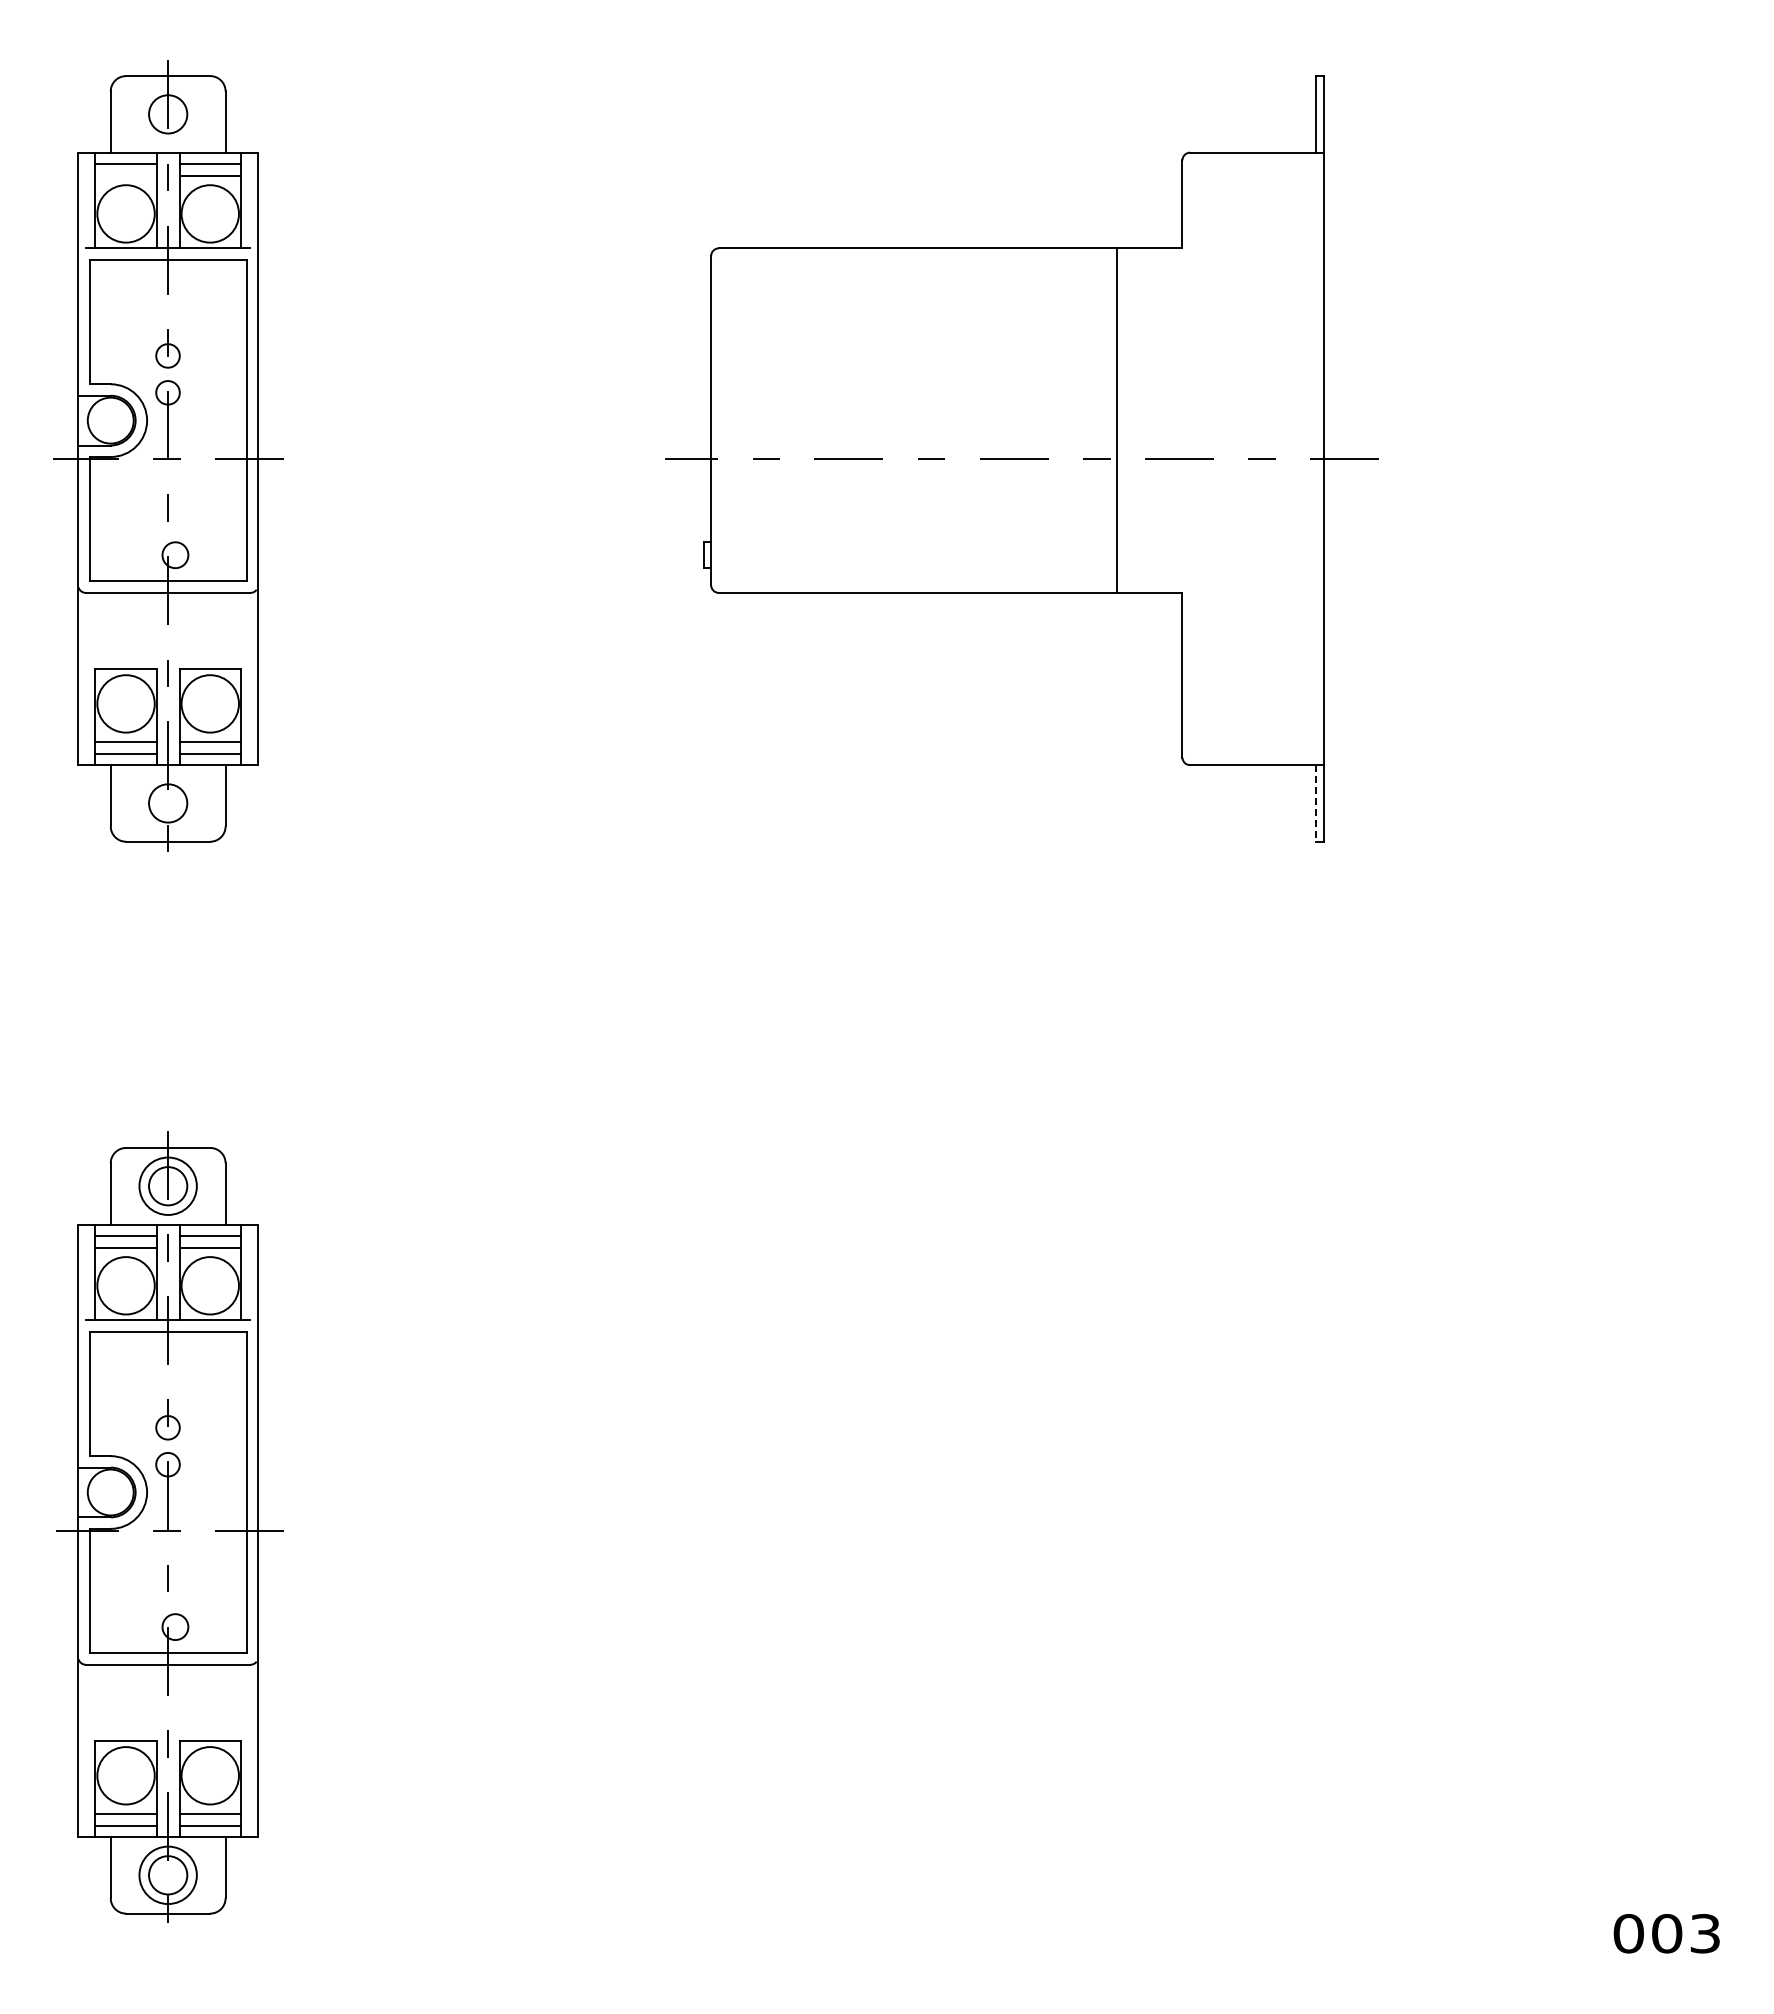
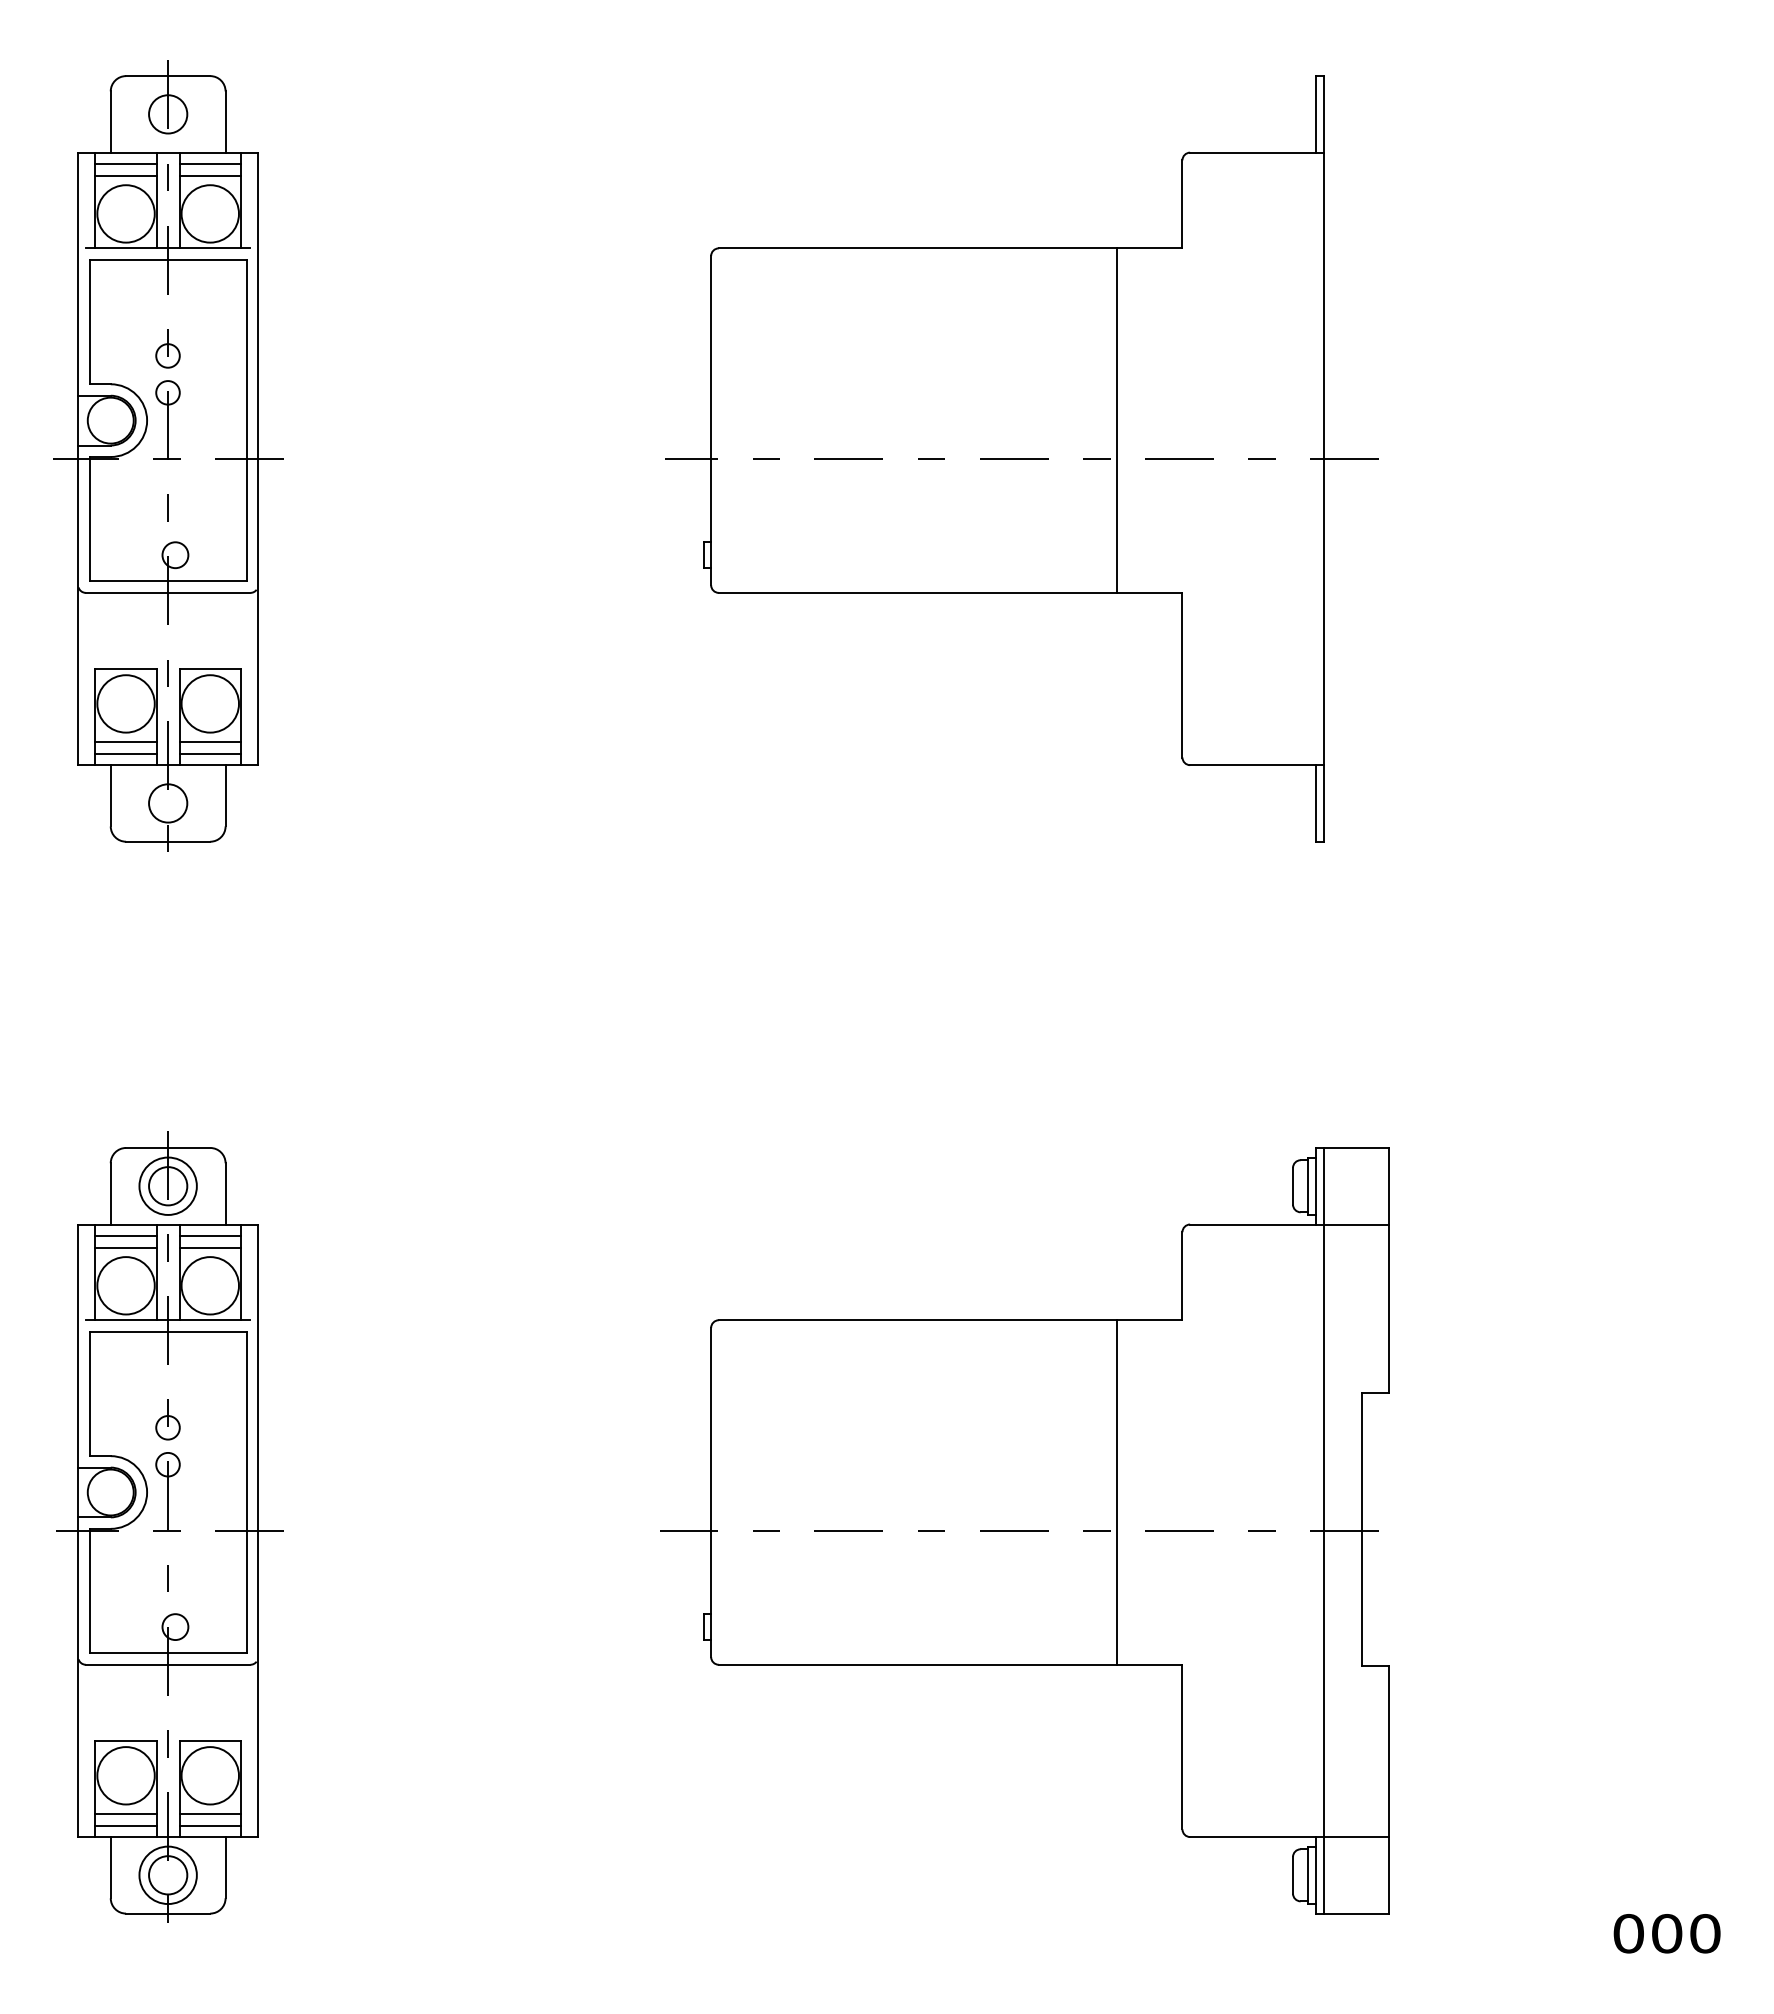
line: none -> present (125, 175)
line: dashed -> solid (1316, 803)
part: none -> present (1024, 1530)
text: 003 -> 000 (1705, 1933)
